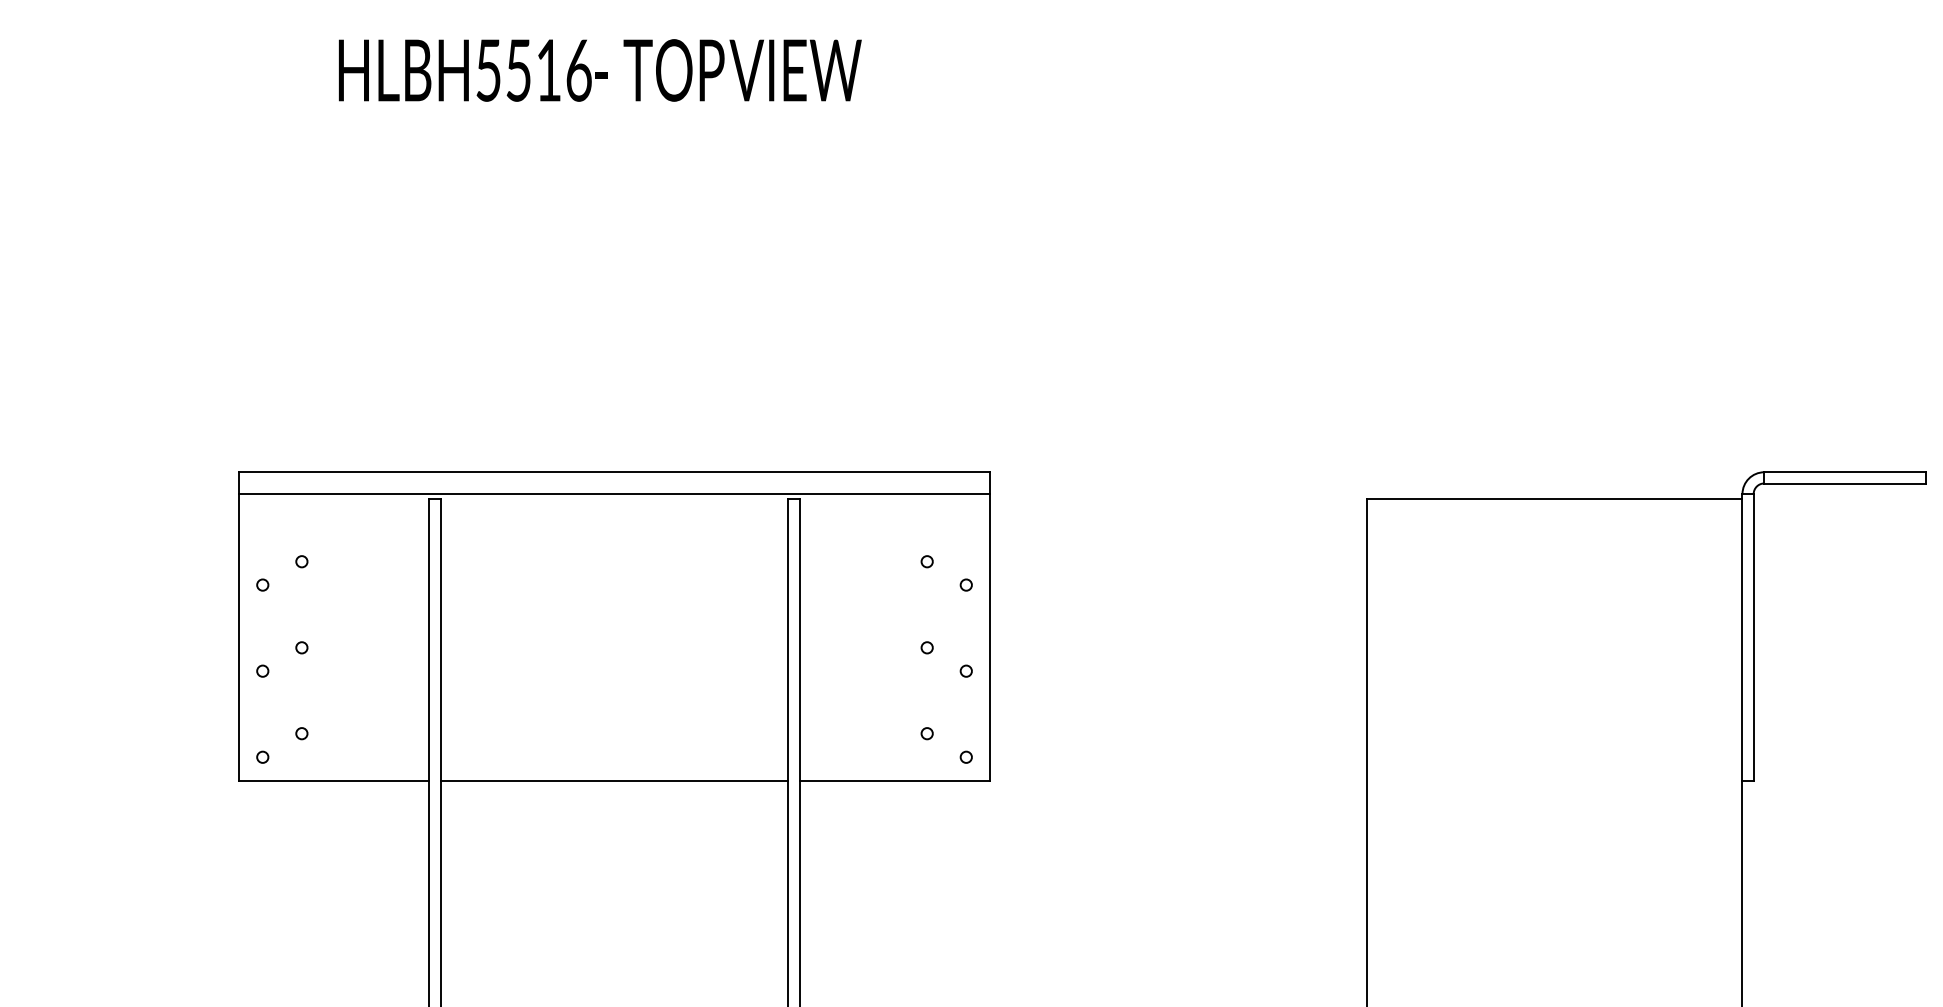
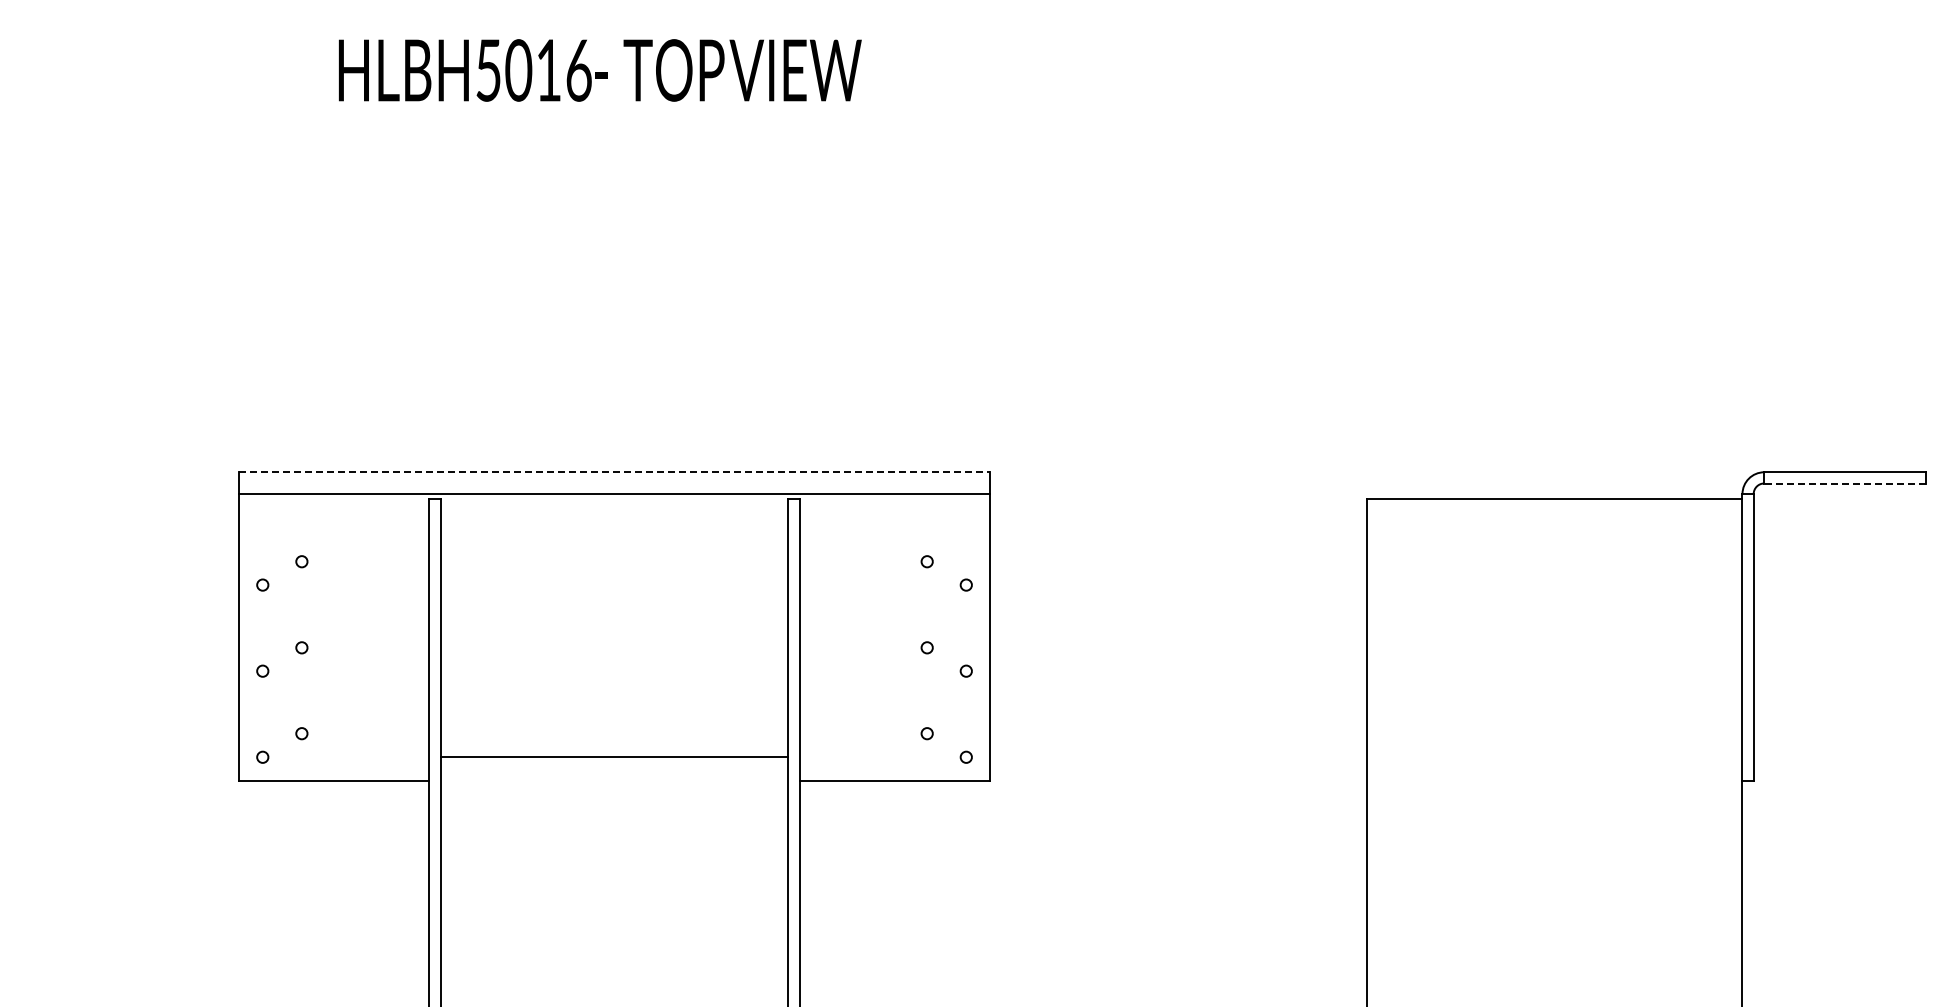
text: HLBH5516 -> HLBH5016 (518, 70)
line: solid -> dashed (614, 472)
line: solid -> dashed (1844, 483)
line position: (614, 780) -> (614, 756) (614, 756)
